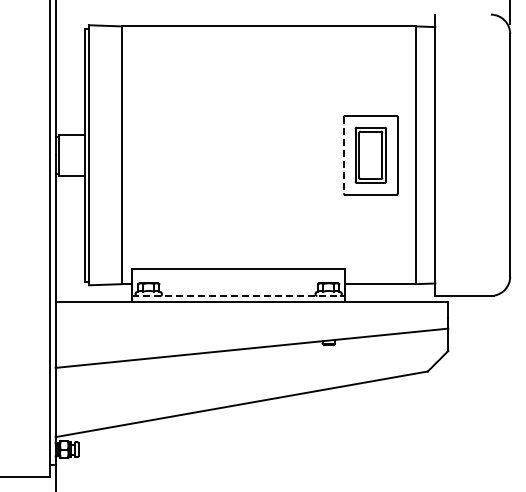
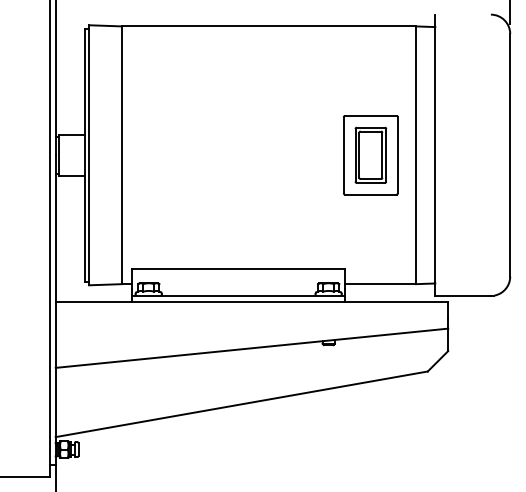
line: dashed -> solid (343, 155)
line: dashed -> solid (239, 296)
